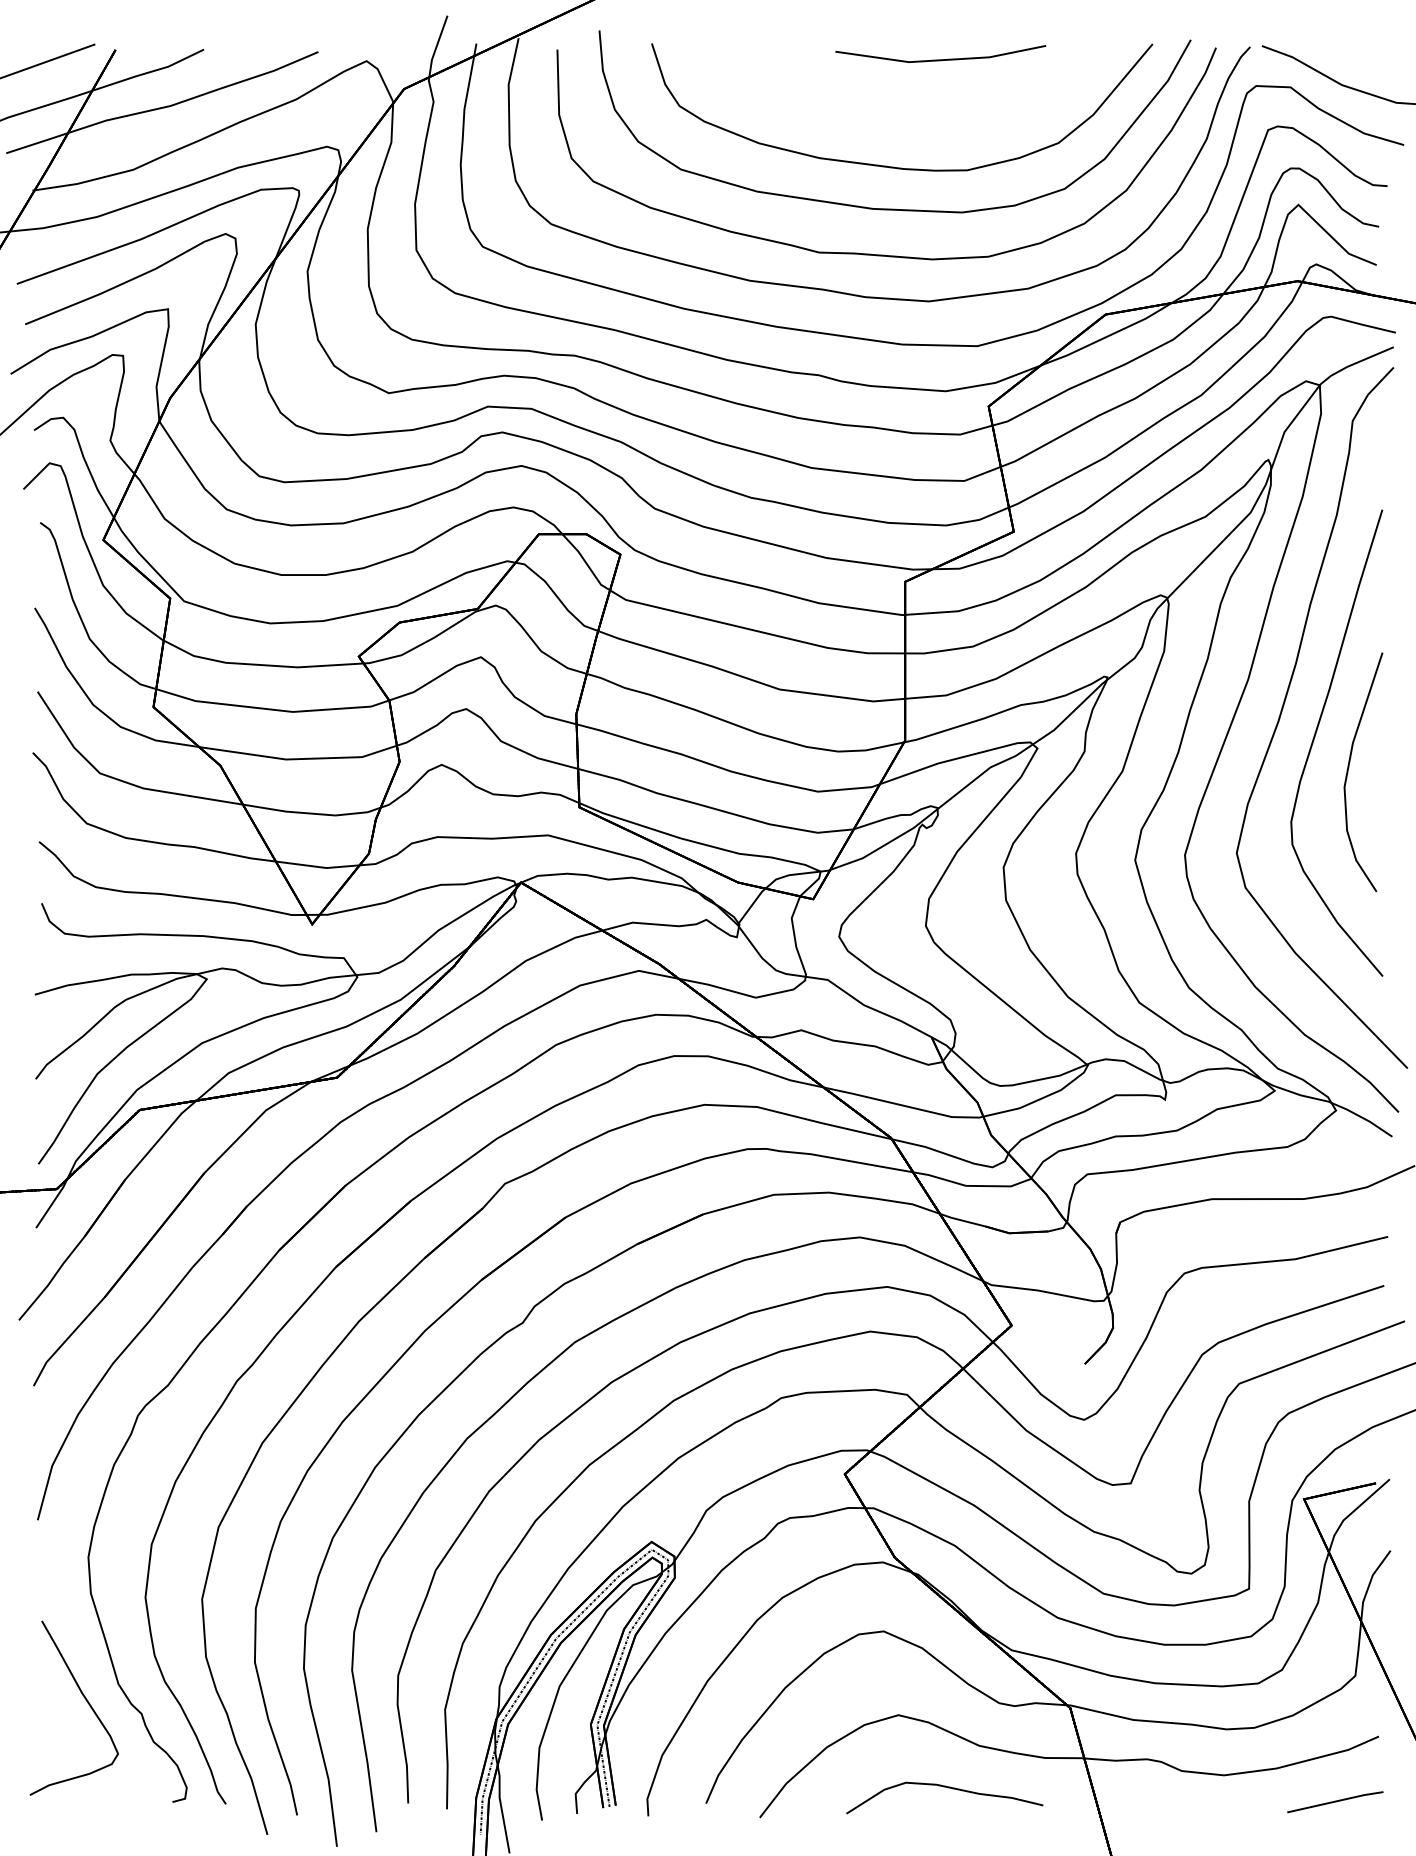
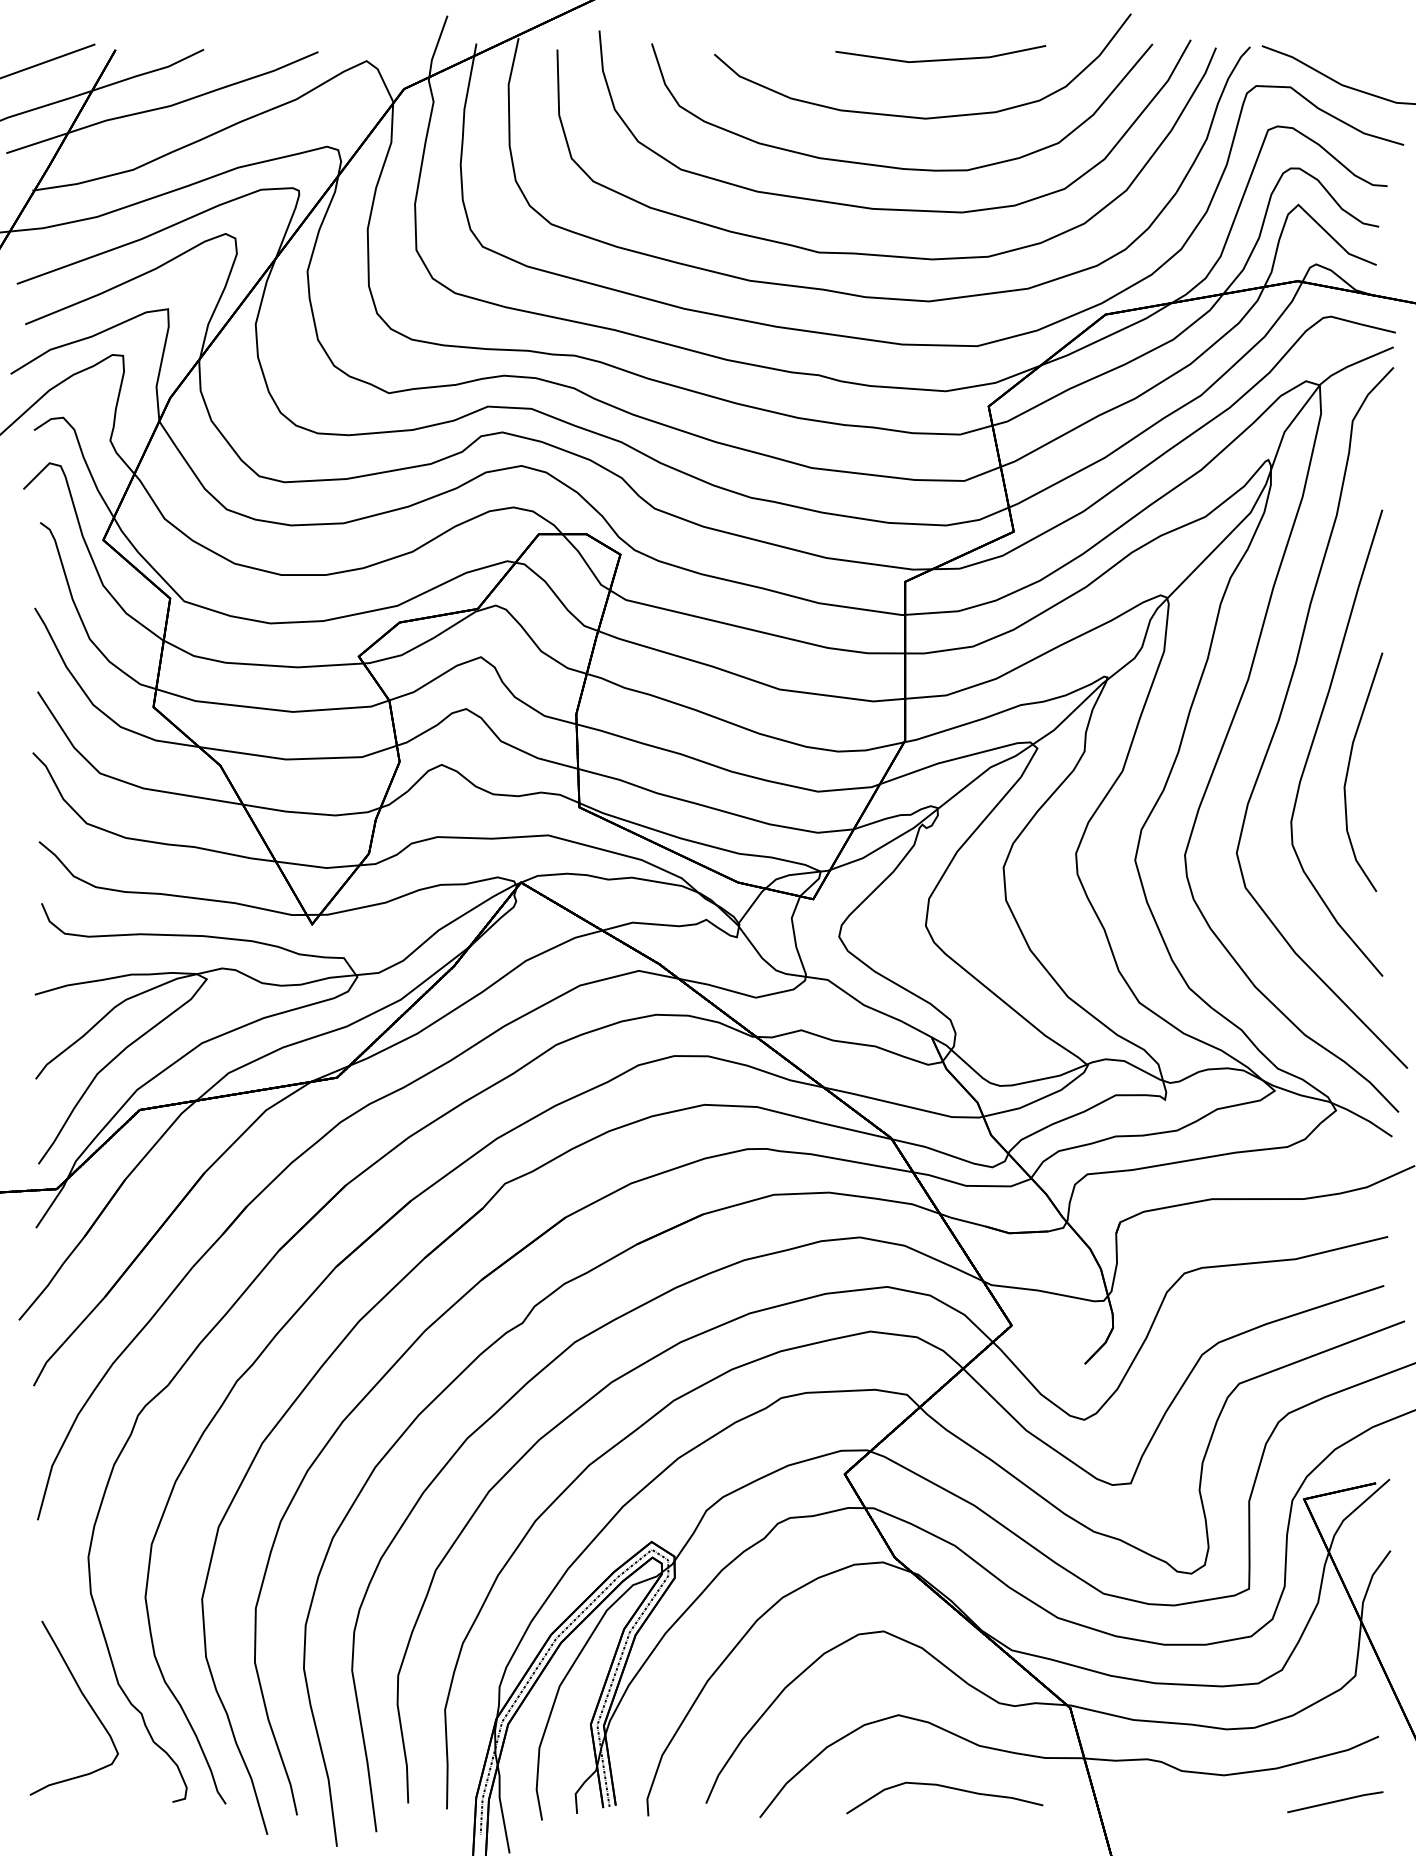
curve: none -> present (916, 116)
